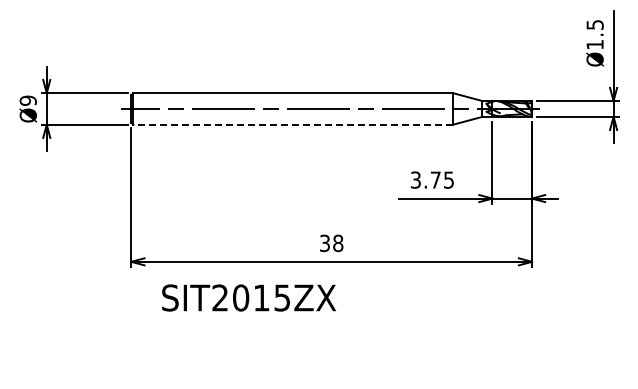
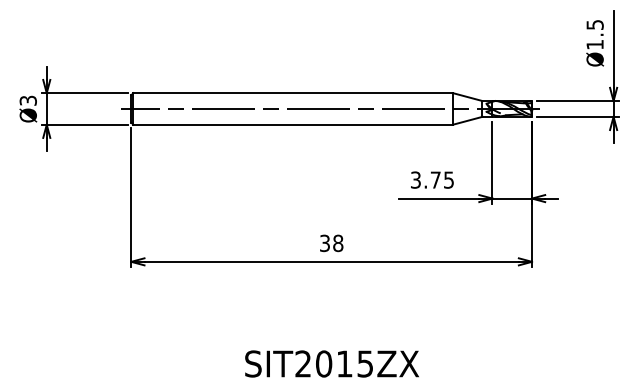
text: Ø9 -> Ø3 (27, 100)
line: dashed -> solid (293, 124)
text position: (248, 297) -> (331, 363) (331, 363)
